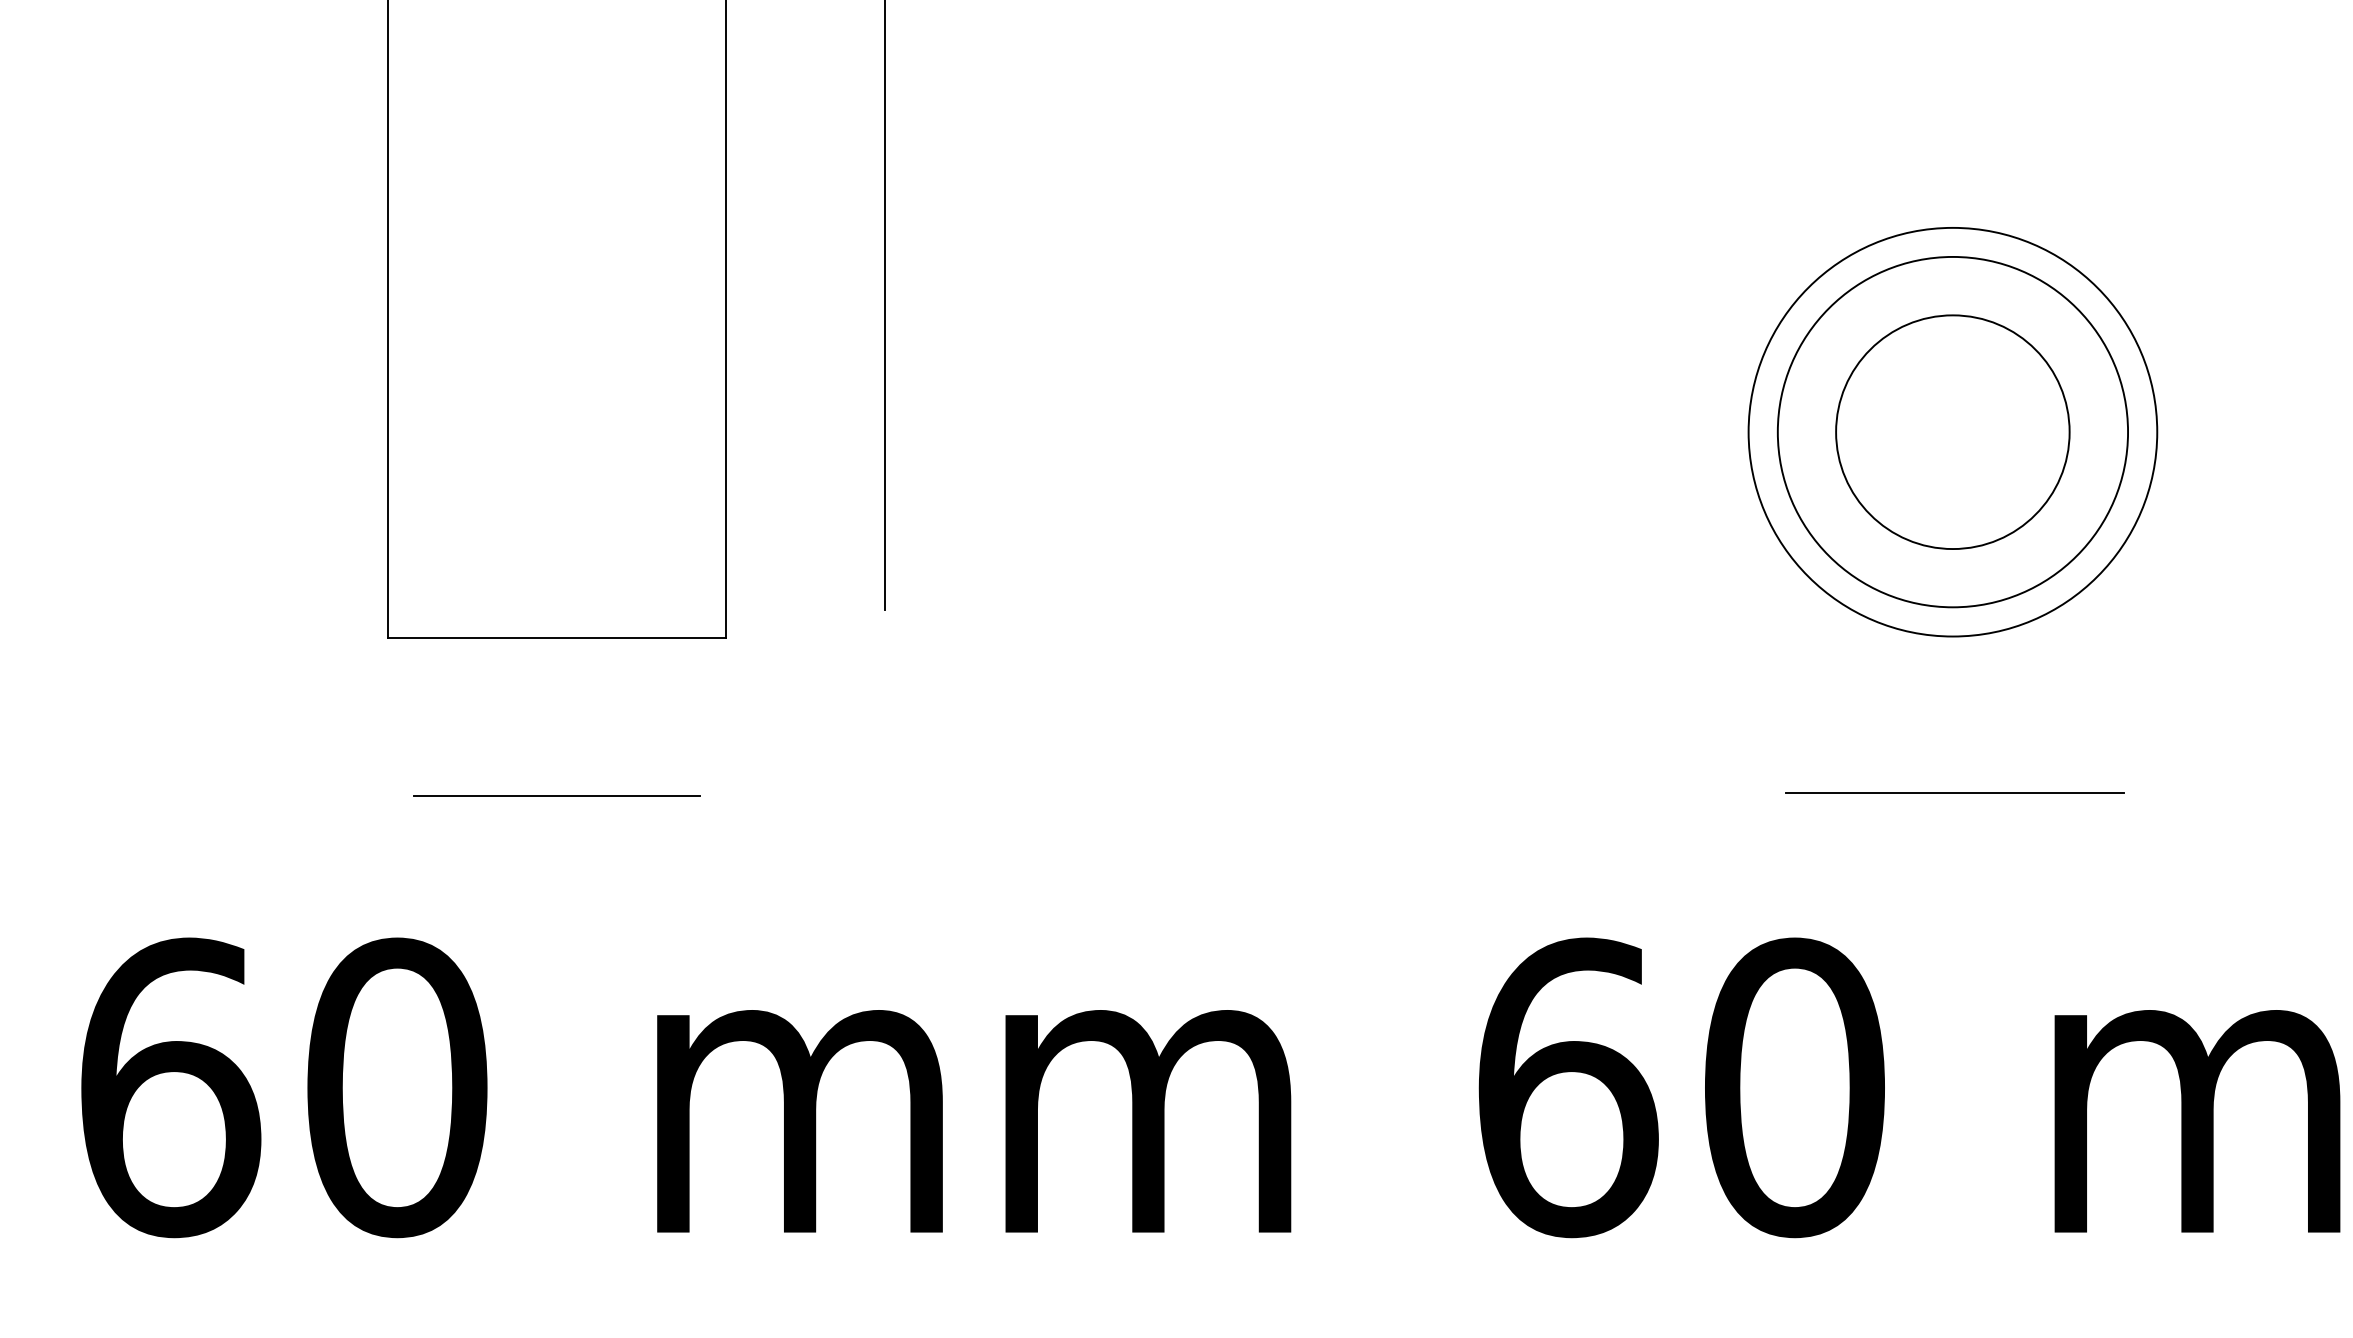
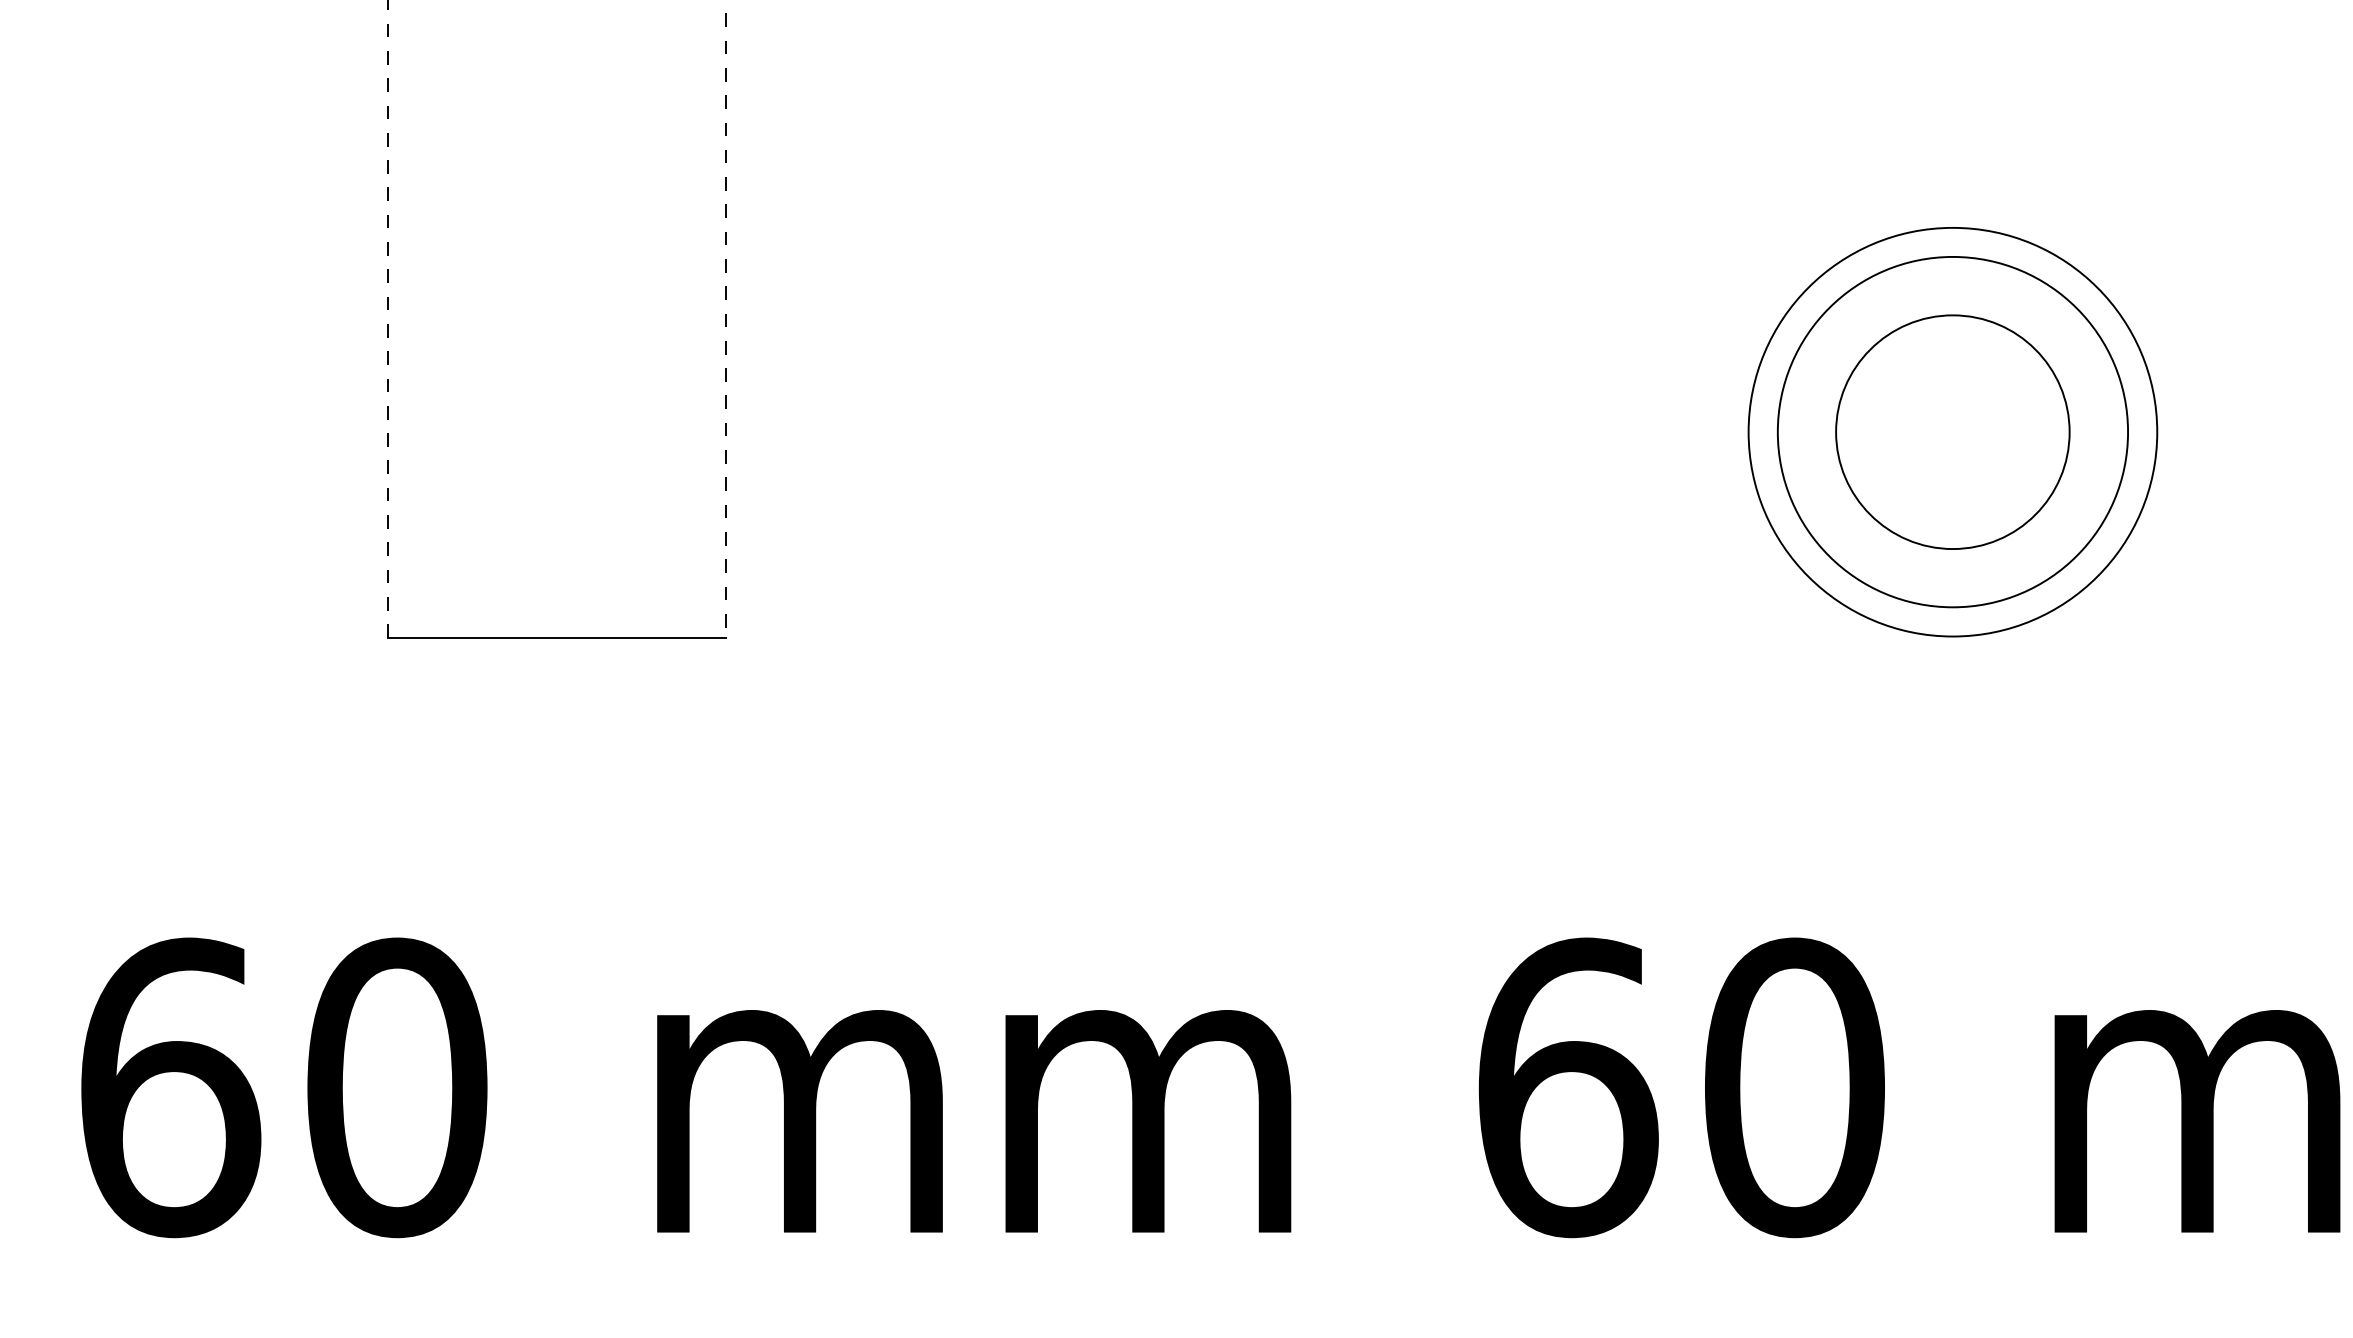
line: present -> none (885, 305)
line: solid -> dashed (387, 318)
line: solid -> dashed (725, 319)
line: present -> none (1954, 792)
line: present -> none (556, 795)
